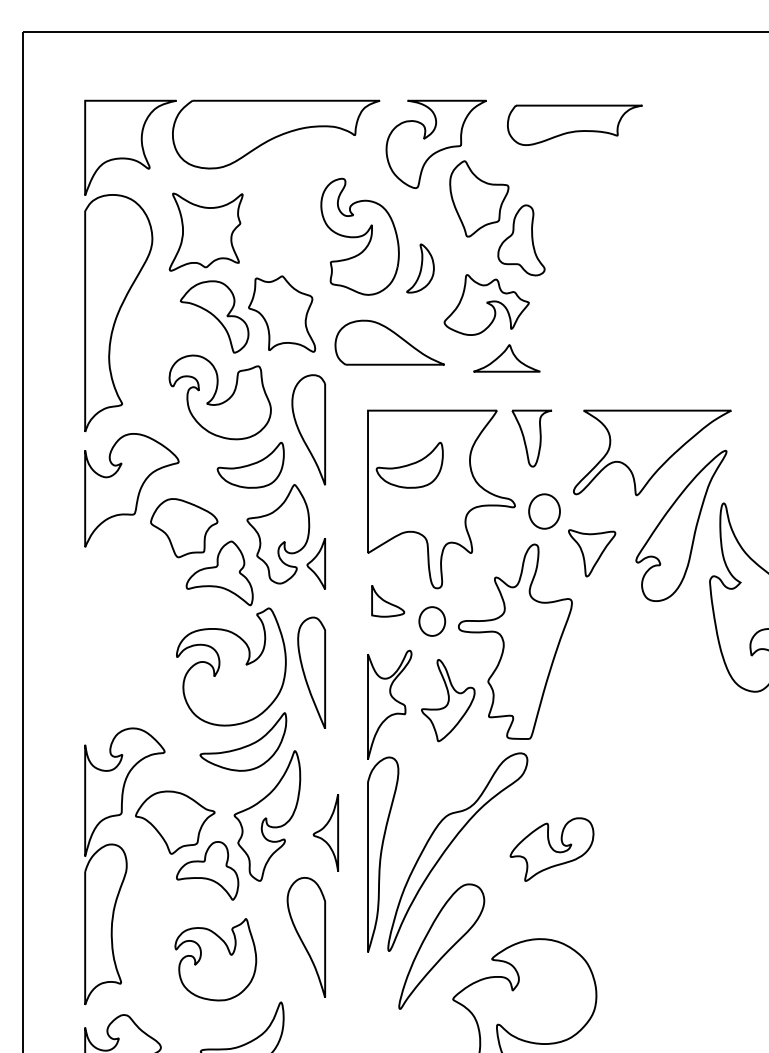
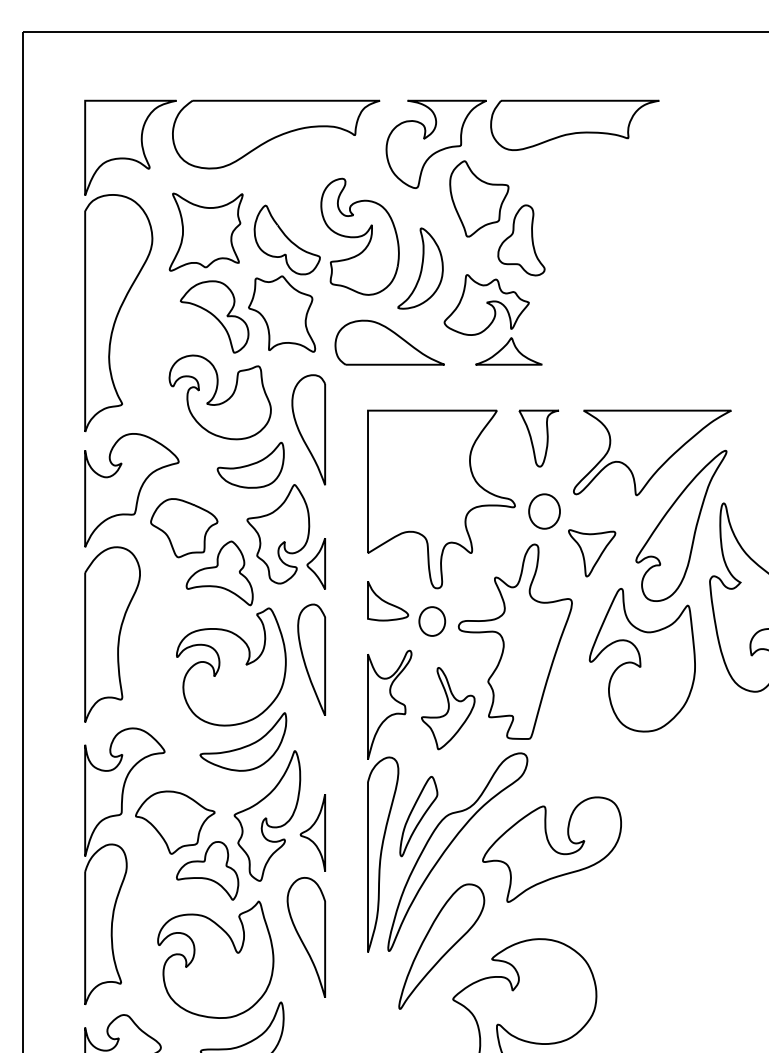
part size: 136x42 px -> 170x52 px (574, 124)
part: none -> present (286, 239)
part size: 29x51 px -> 47x83 px (420, 268)
part position: (506, 358) -> (508, 351) (508, 351)
part position: (531, 438) -> (538, 438) (538, 438)
part: present -> none (409, 464)
part size: 35x33 px -> 43x41 px (388, 601)
part: none -> present (112, 634)
part: none -> present (641, 660)
part position: (311, 672) -> (311, 659) (311, 659)
part position: (448, 700) -> (448, 708) (448, 708)
part: none -> present (418, 816)
part position: (325, 832) -> (312, 832) (312, 832)
part size: 86x65 px -> 140x107 px (551, 849)
part size: 84x84 px -> 118x119 px (215, 959)
